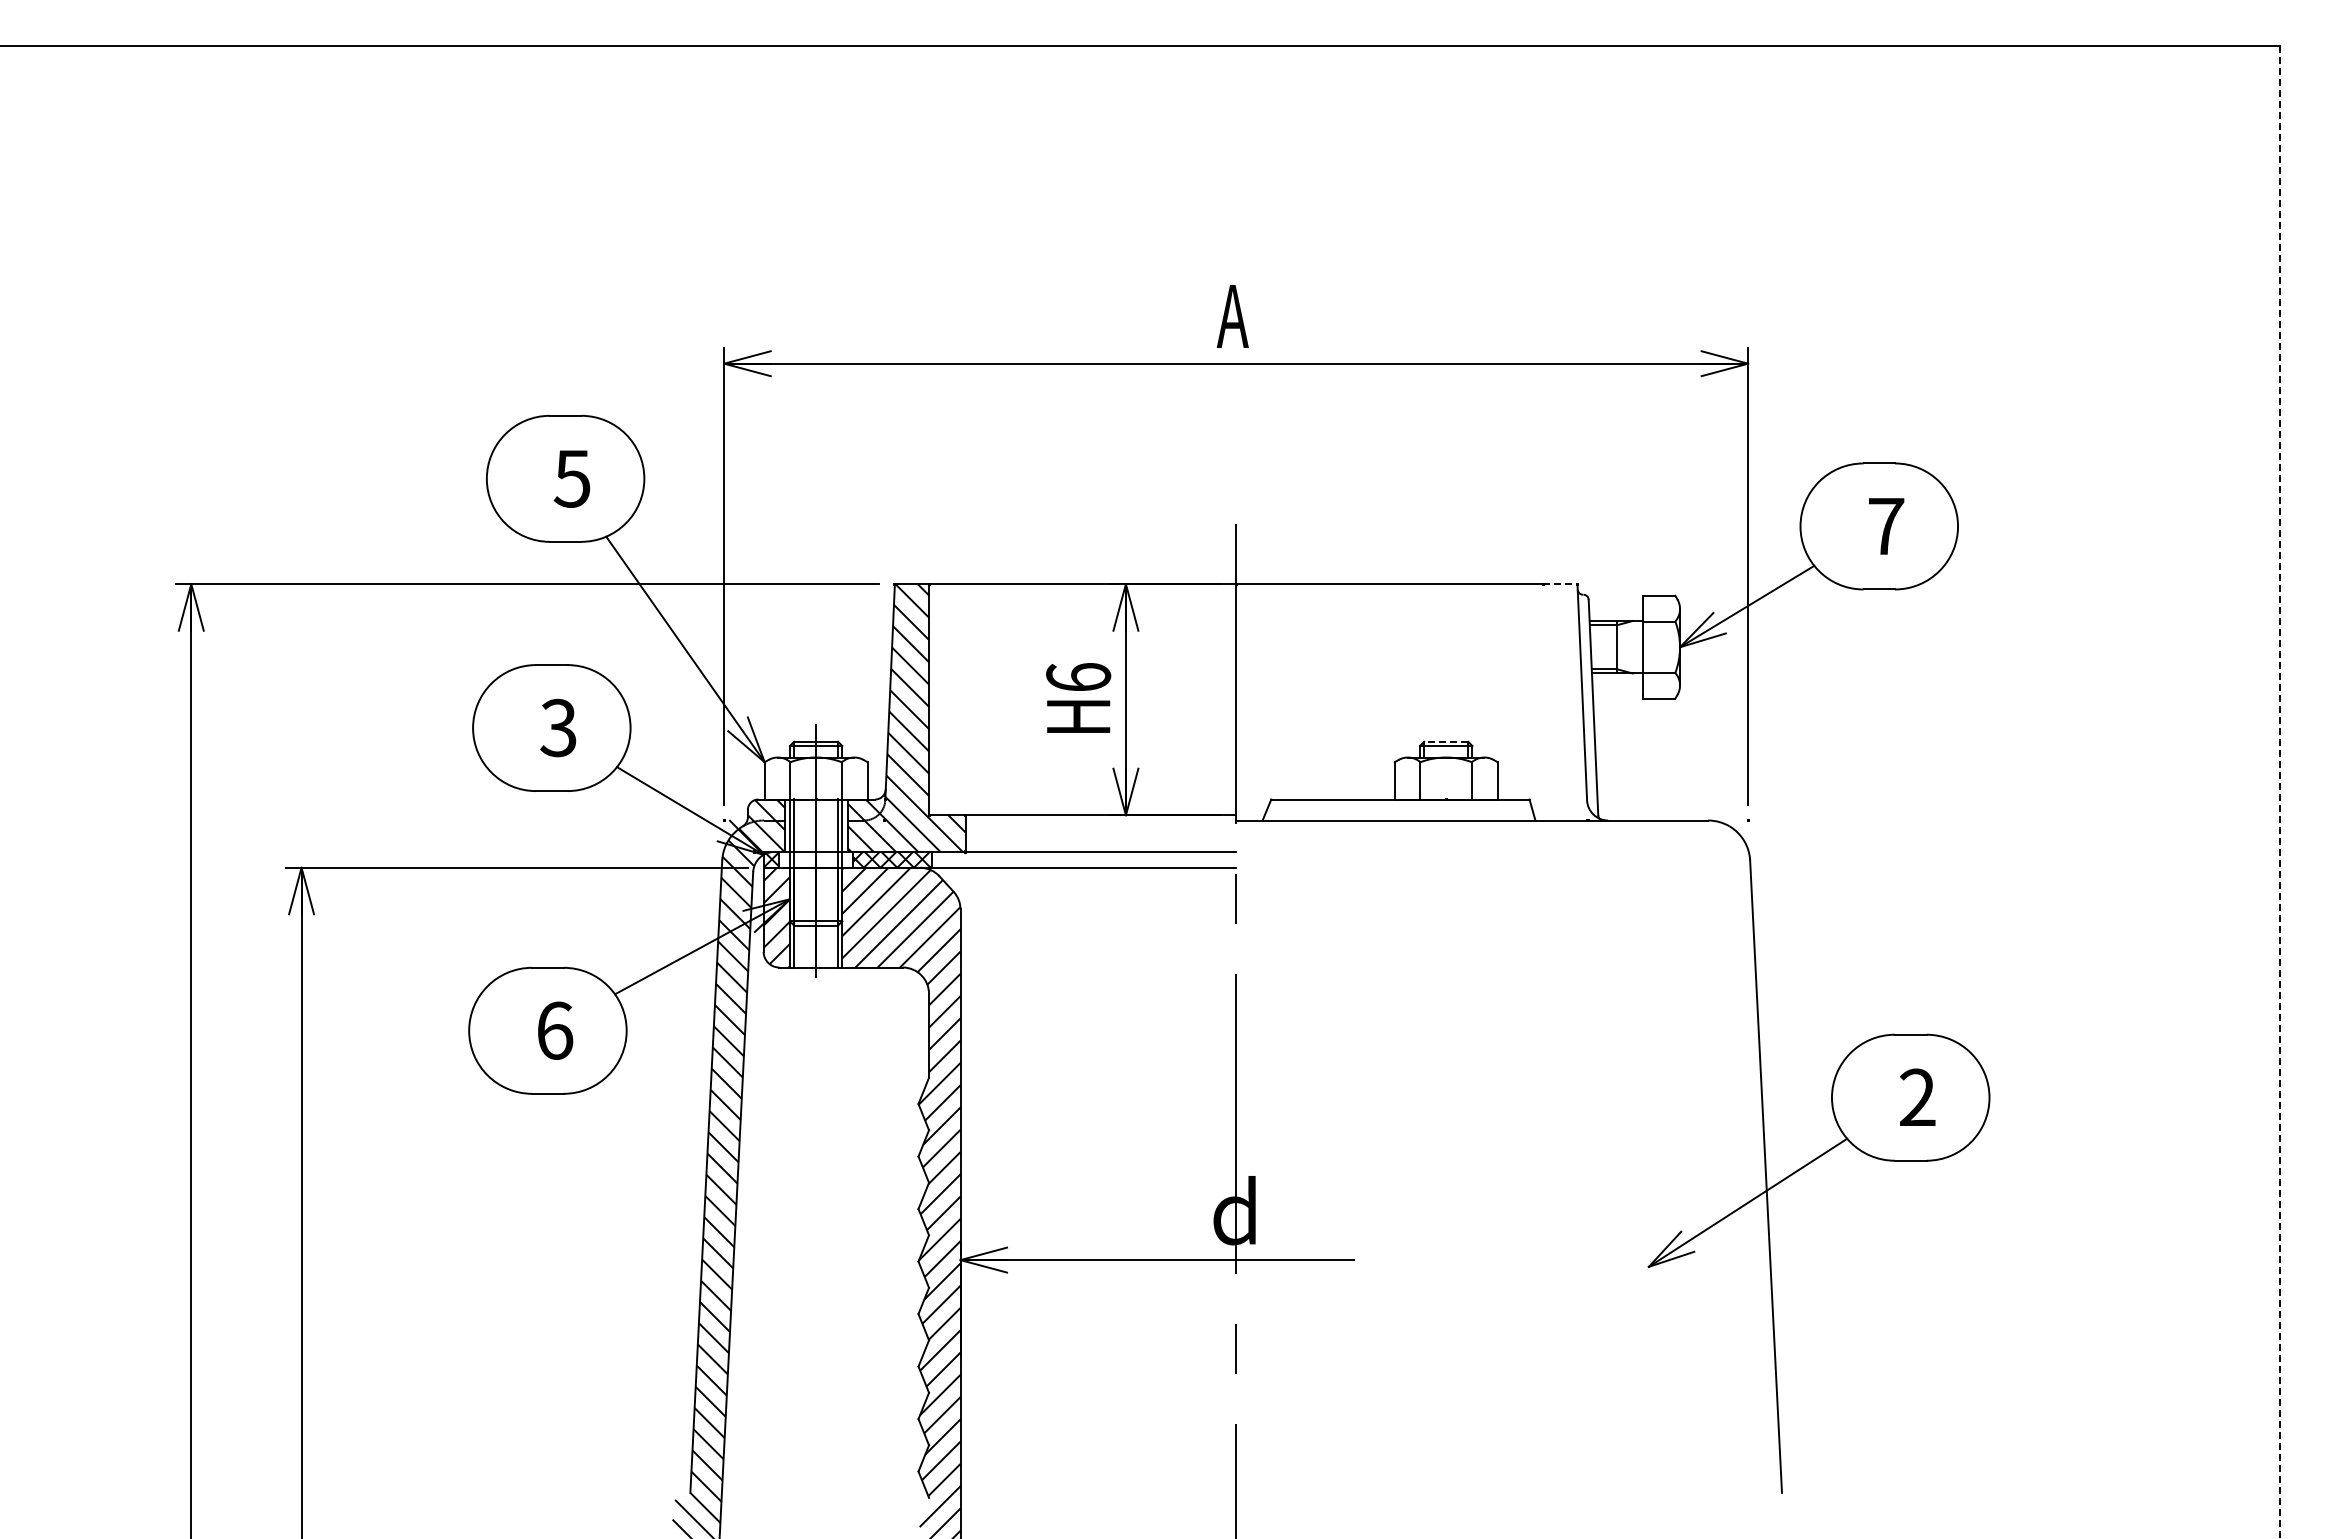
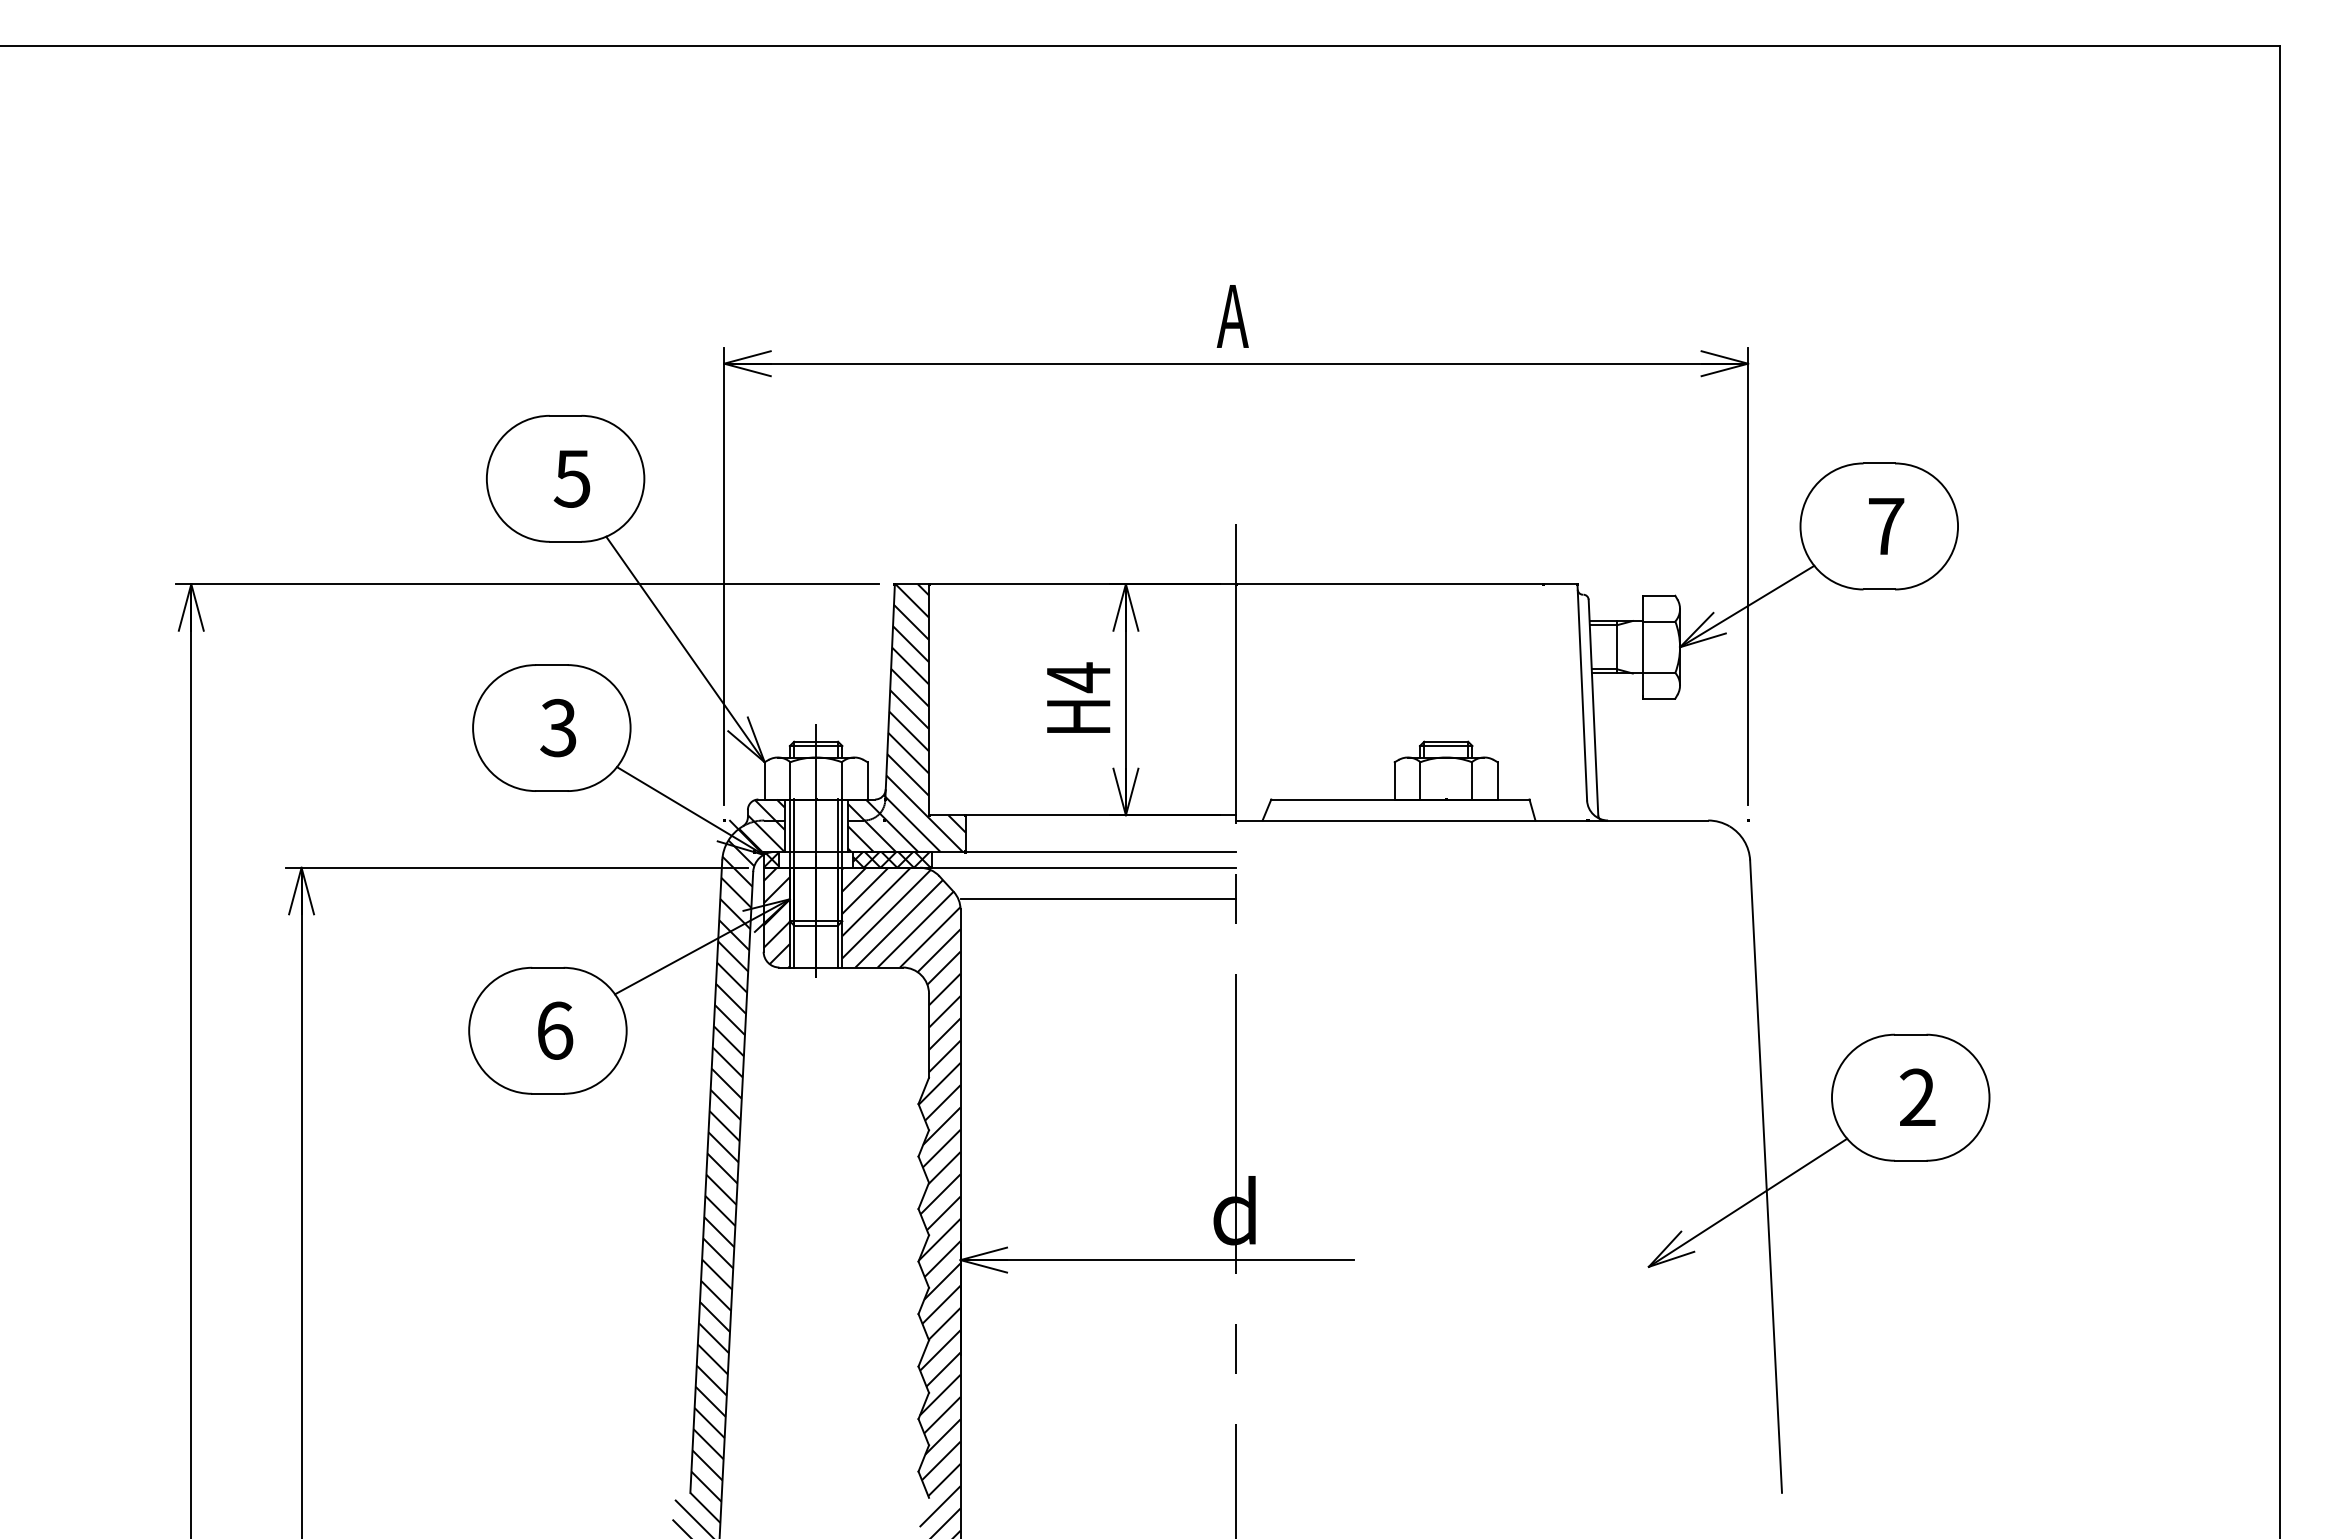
line: dashed -> solid (1560, 584)
text: H6 -> H4 (1078, 677)
line: dashed -> solid (1446, 741)
line: dashed -> solid (2279, 793)
line: none -> present (1098, 899)
